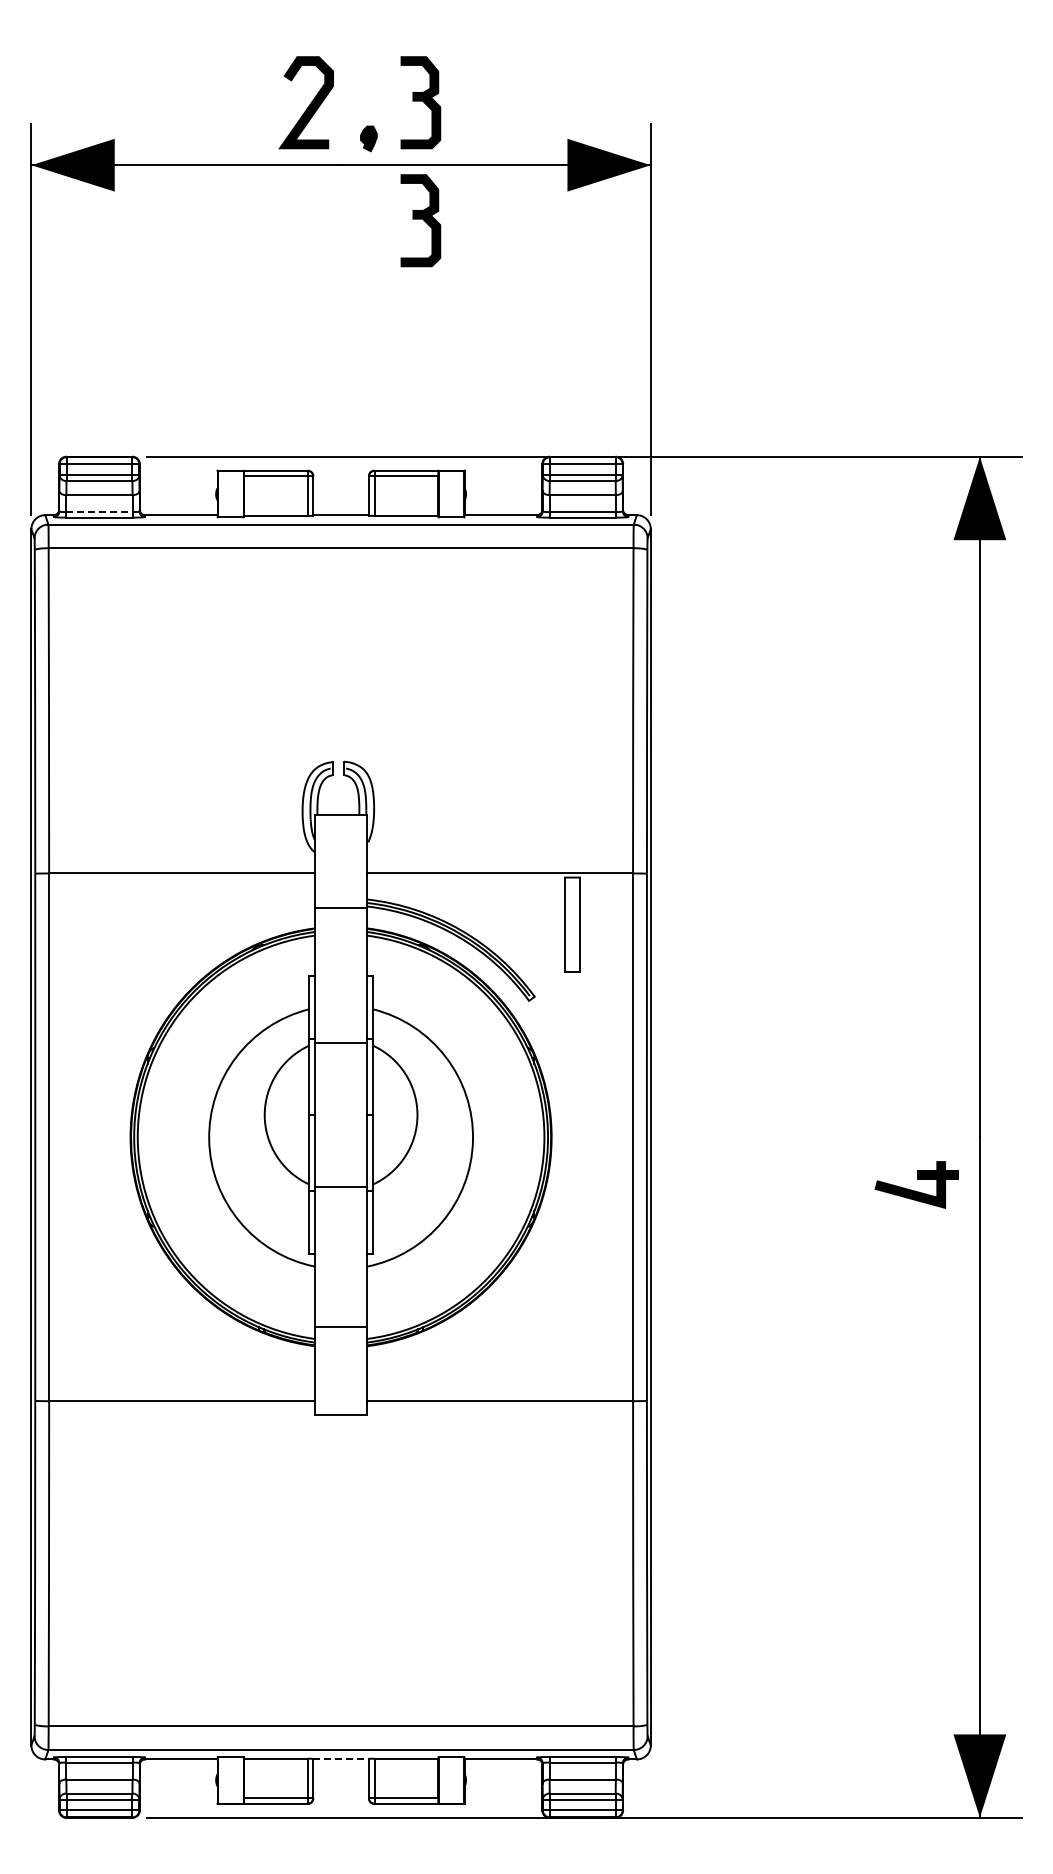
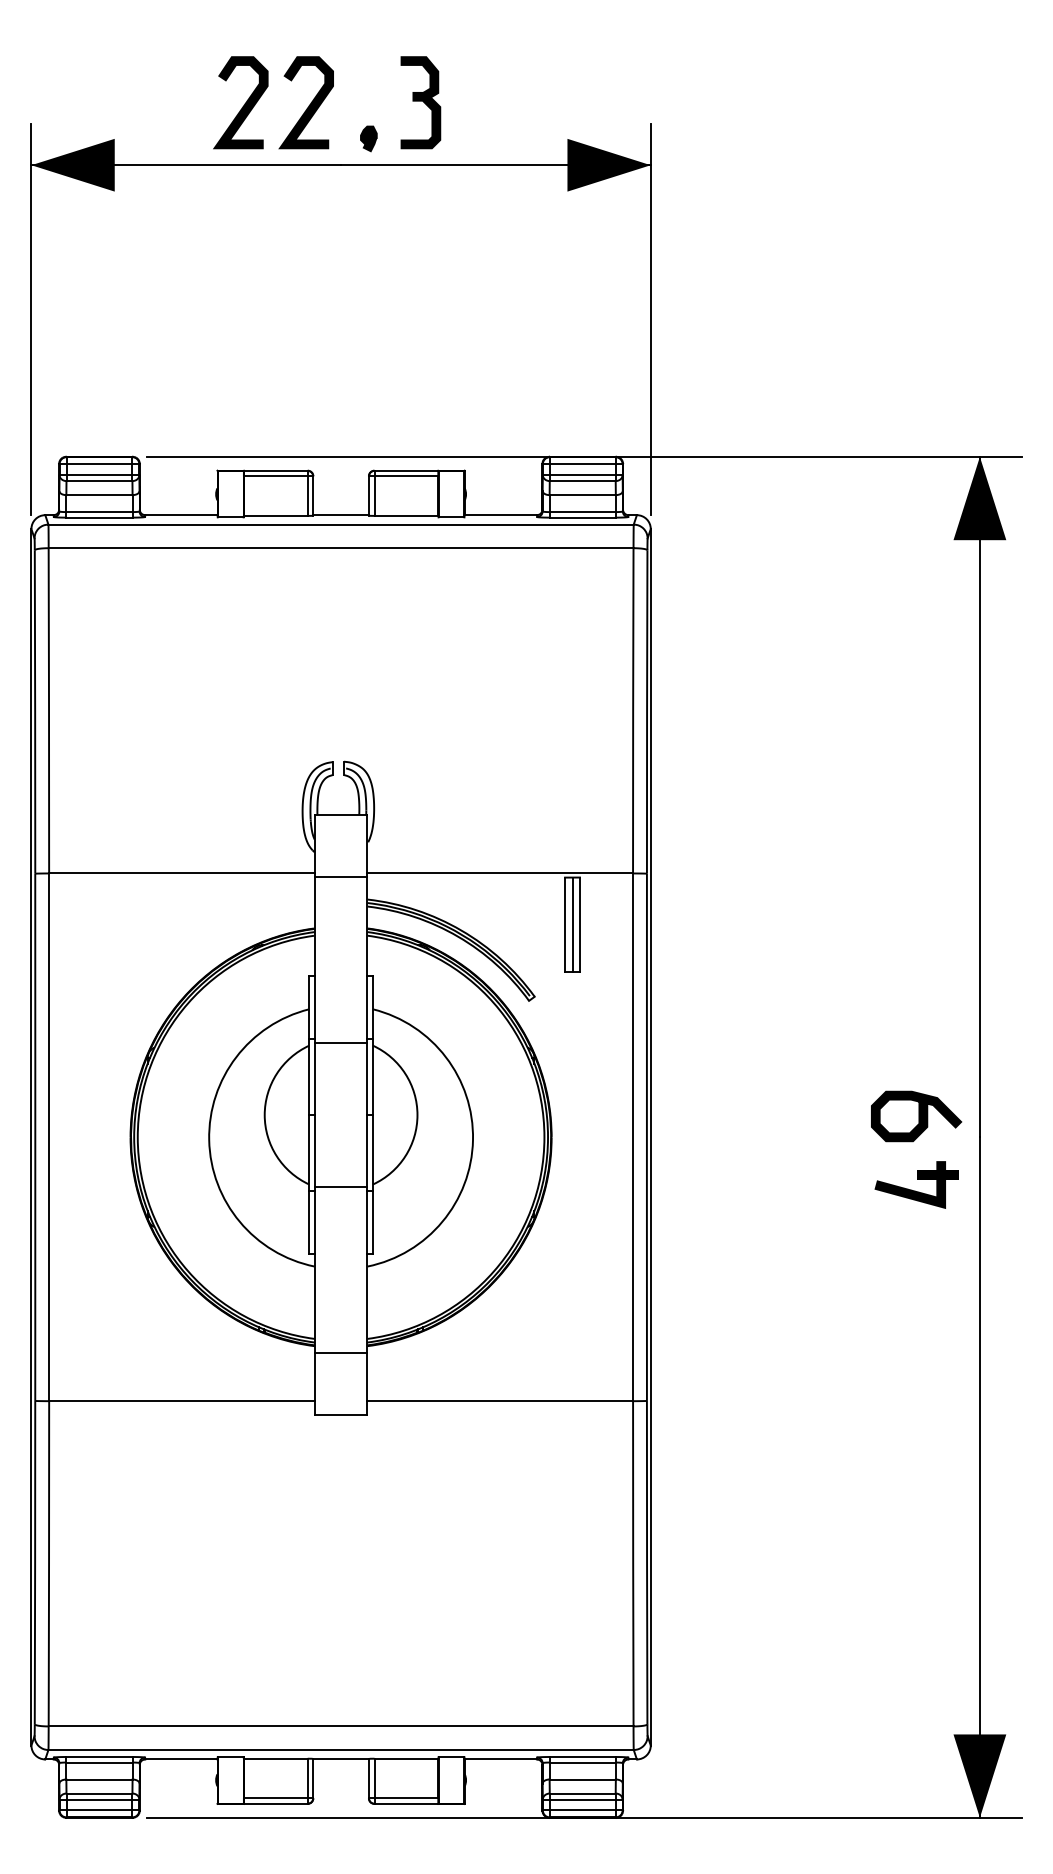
curve: none -> present (244, 103)
part: present -> none (420, 220)
line: dashed -> solid (99, 512)
line position: (340, 907) -> (340, 876) (340, 876)
line: none -> present (573, 924)
curve: none -> present (918, 1116)
line position: (340, 1327) -> (340, 1353) (340, 1353)
line: dashed -> solid (341, 1759)
